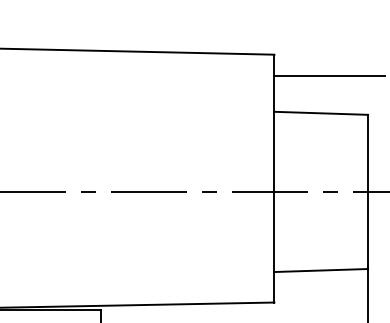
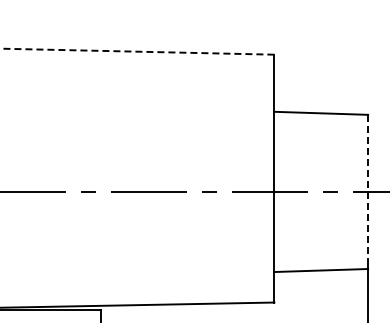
line: solid -> dashed (137, 51)
line: present -> none (329, 75)
line: solid -> dashed (368, 192)
